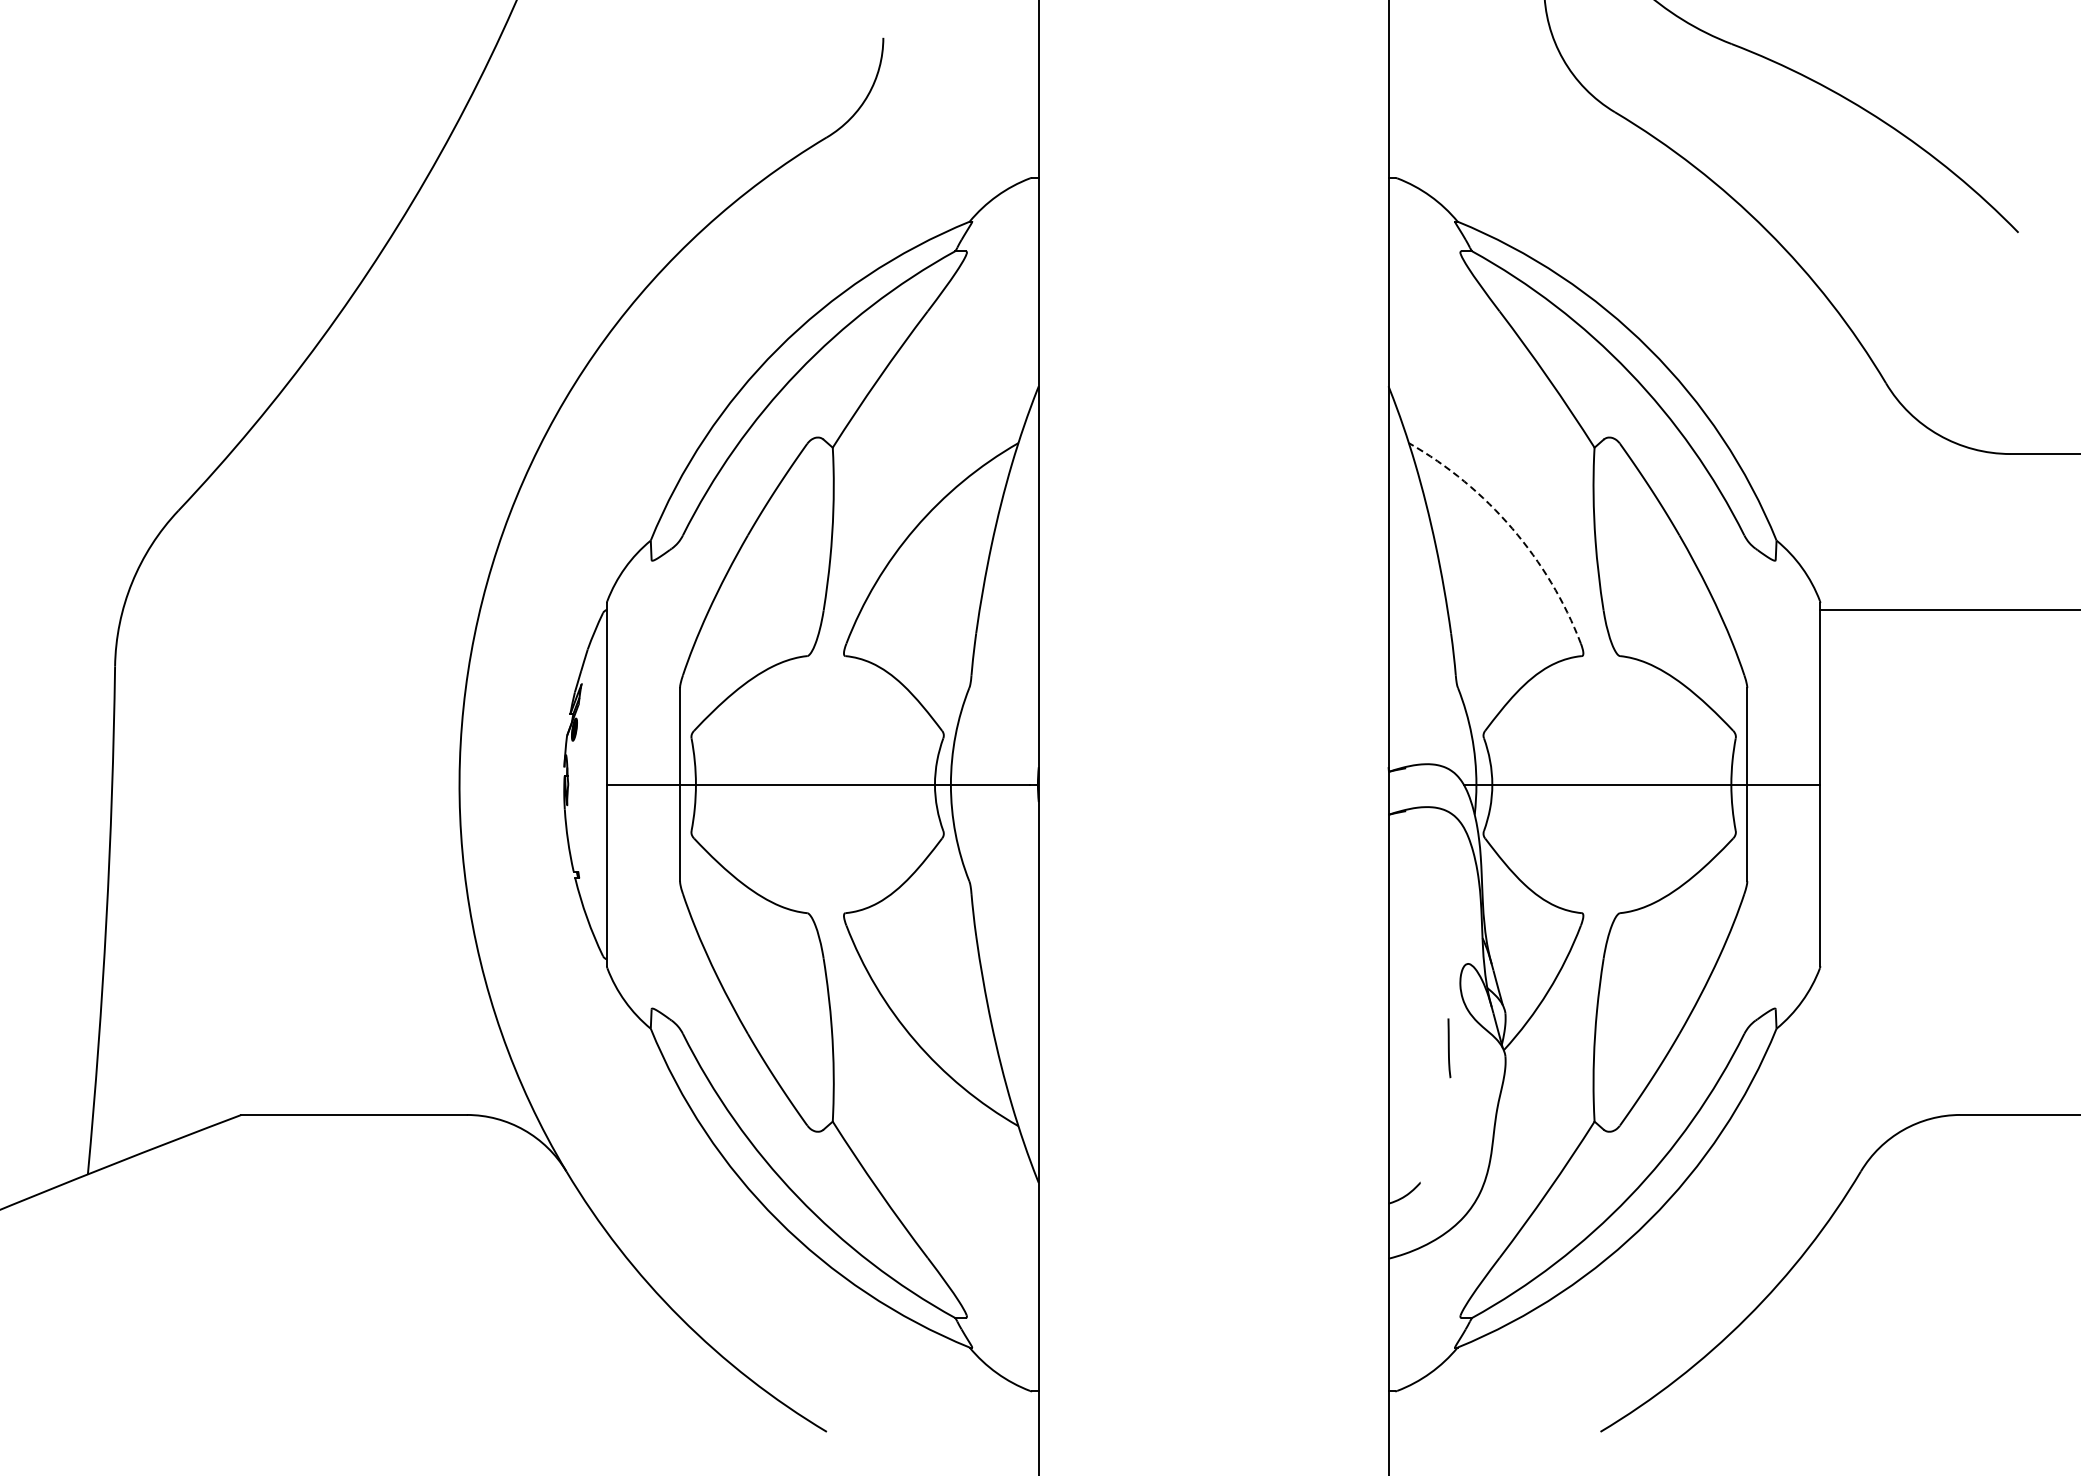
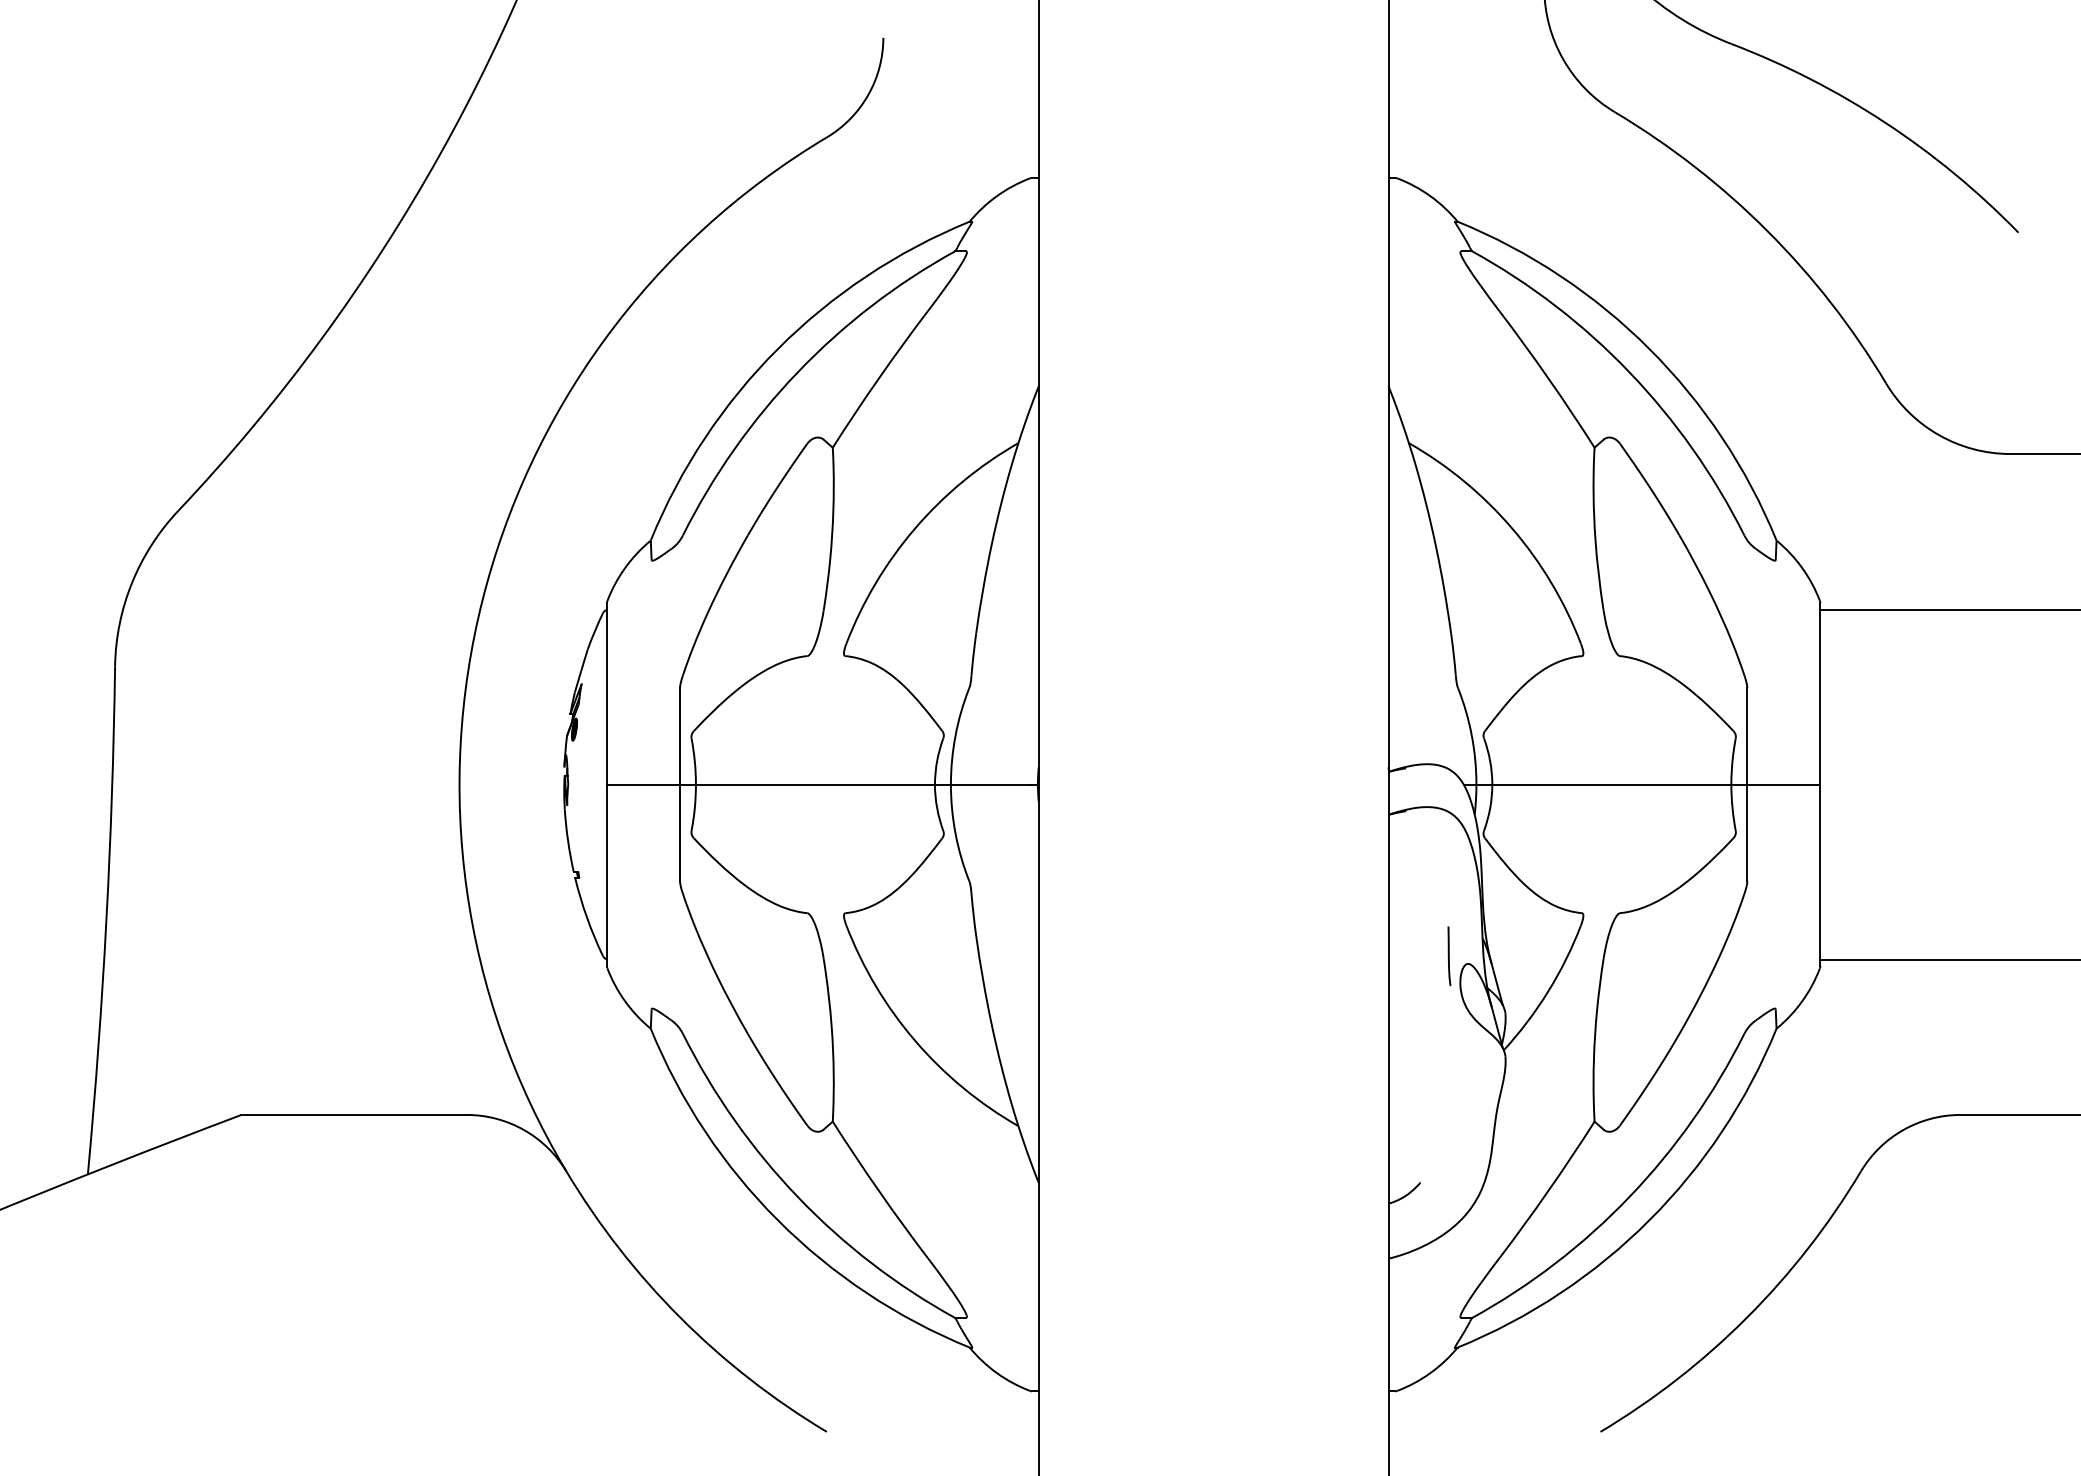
arc: dashed -> solid (1512, 528)
line: none -> present (1948, 959)
line position: (1449, 1048) -> (1449, 956) (1449, 956)
